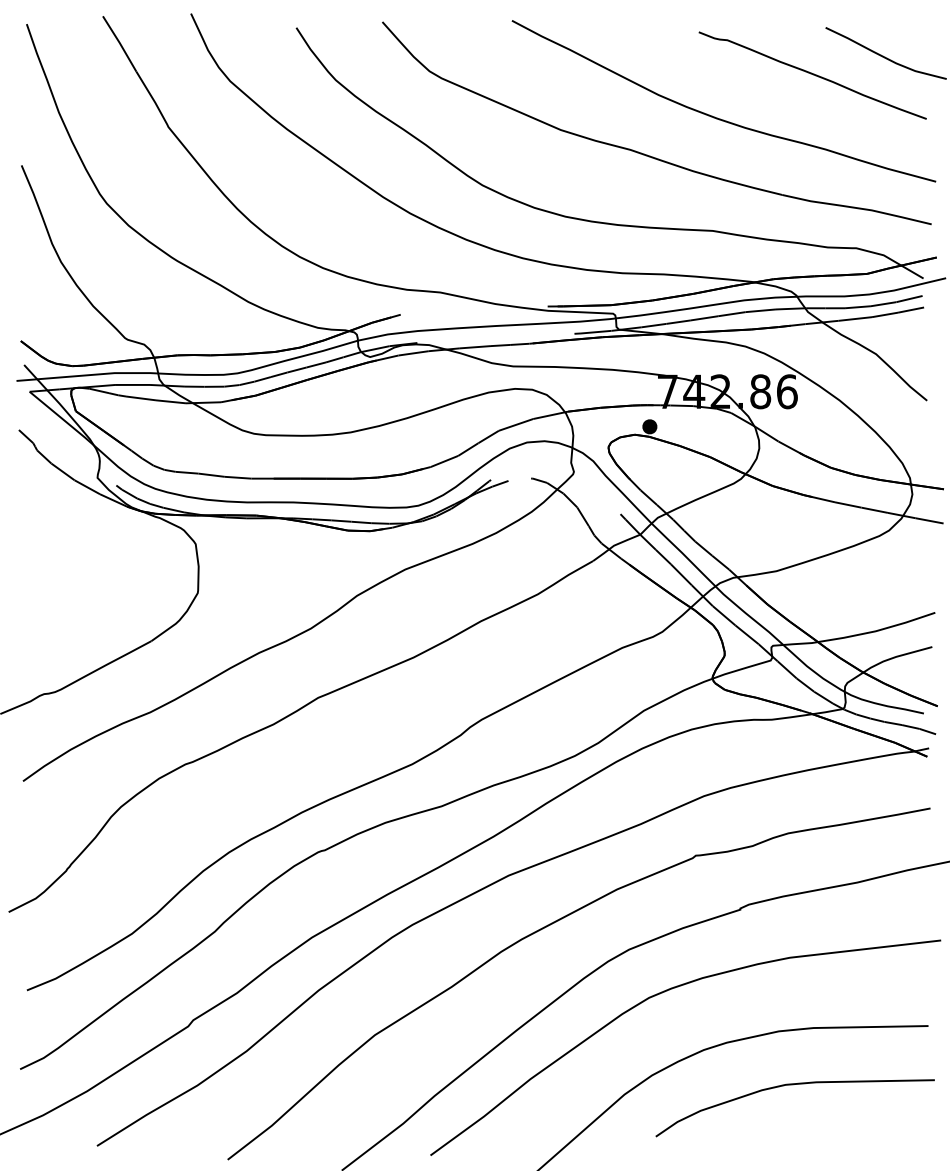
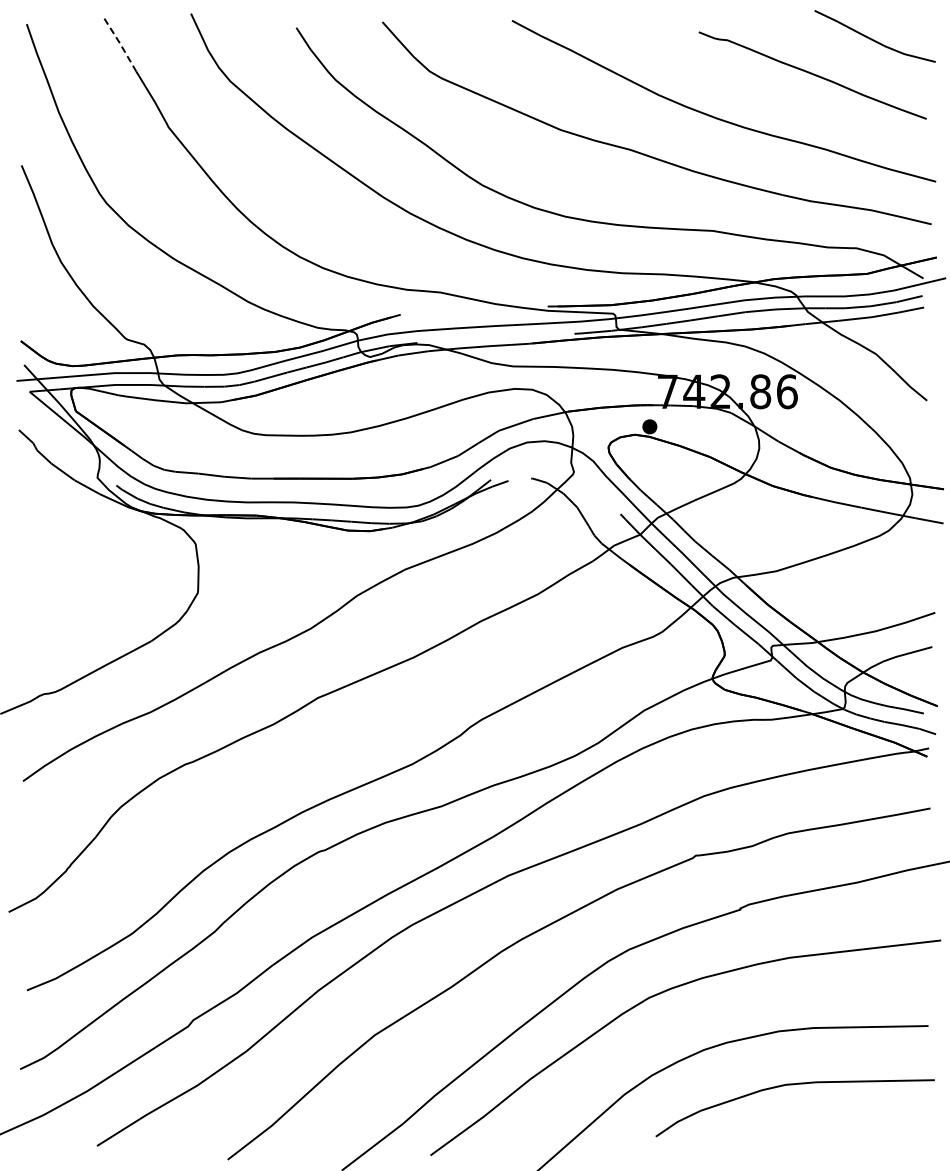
line: solid -> dashed (119, 42)
curve position: (883, 55) -> (872, 38) (872, 38)
